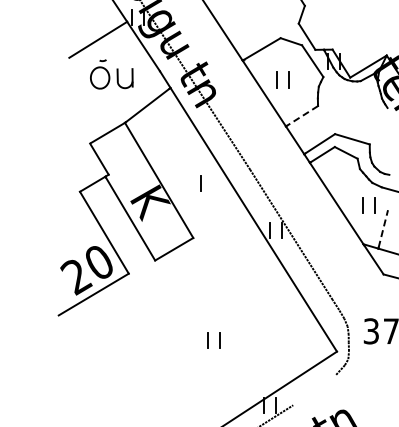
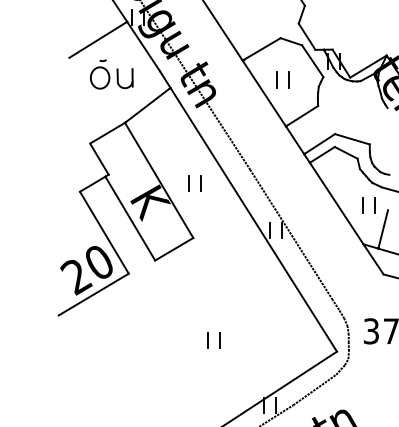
line: dashed -> solid (302, 116)
line: none -> present (188, 183)
line: dashed -> solid (383, 228)
line: none -> present (314, 389)
